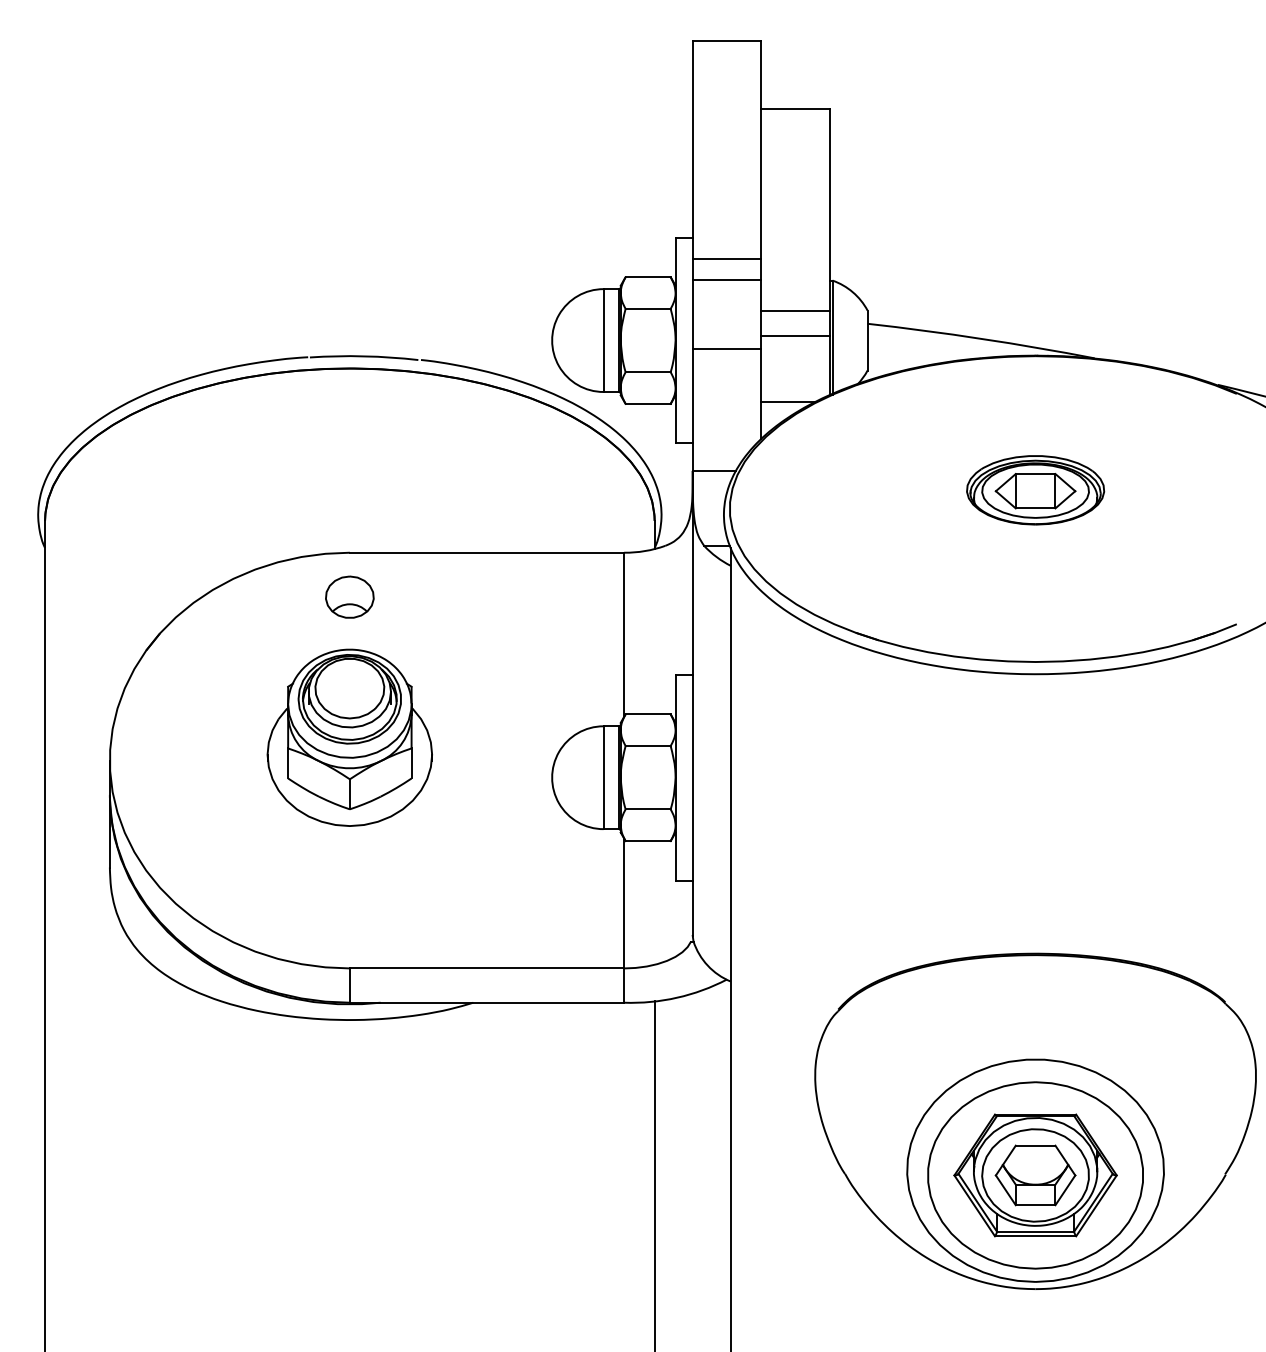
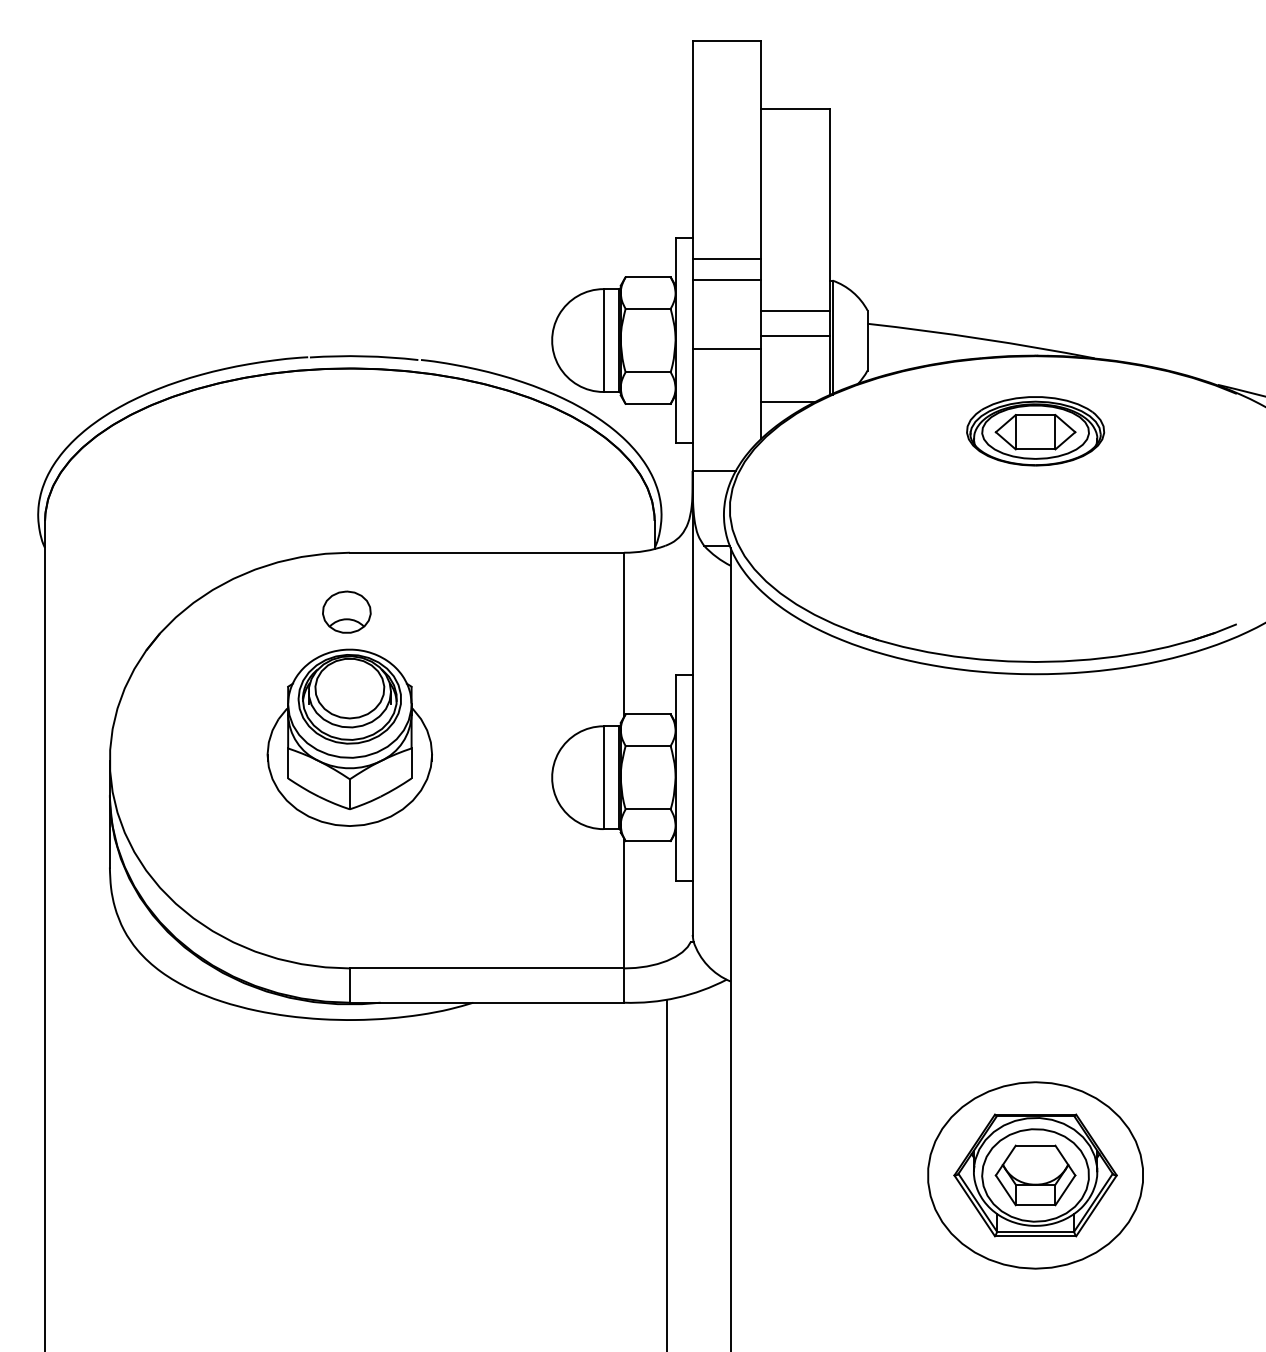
part position: (1035, 490) -> (1035, 431) (1035, 431)
part position: (349, 596) -> (346, 611) (346, 611)
part: present -> none (1035, 1120)
line position: (654, 1174) -> (666, 1174) (666, 1174)
